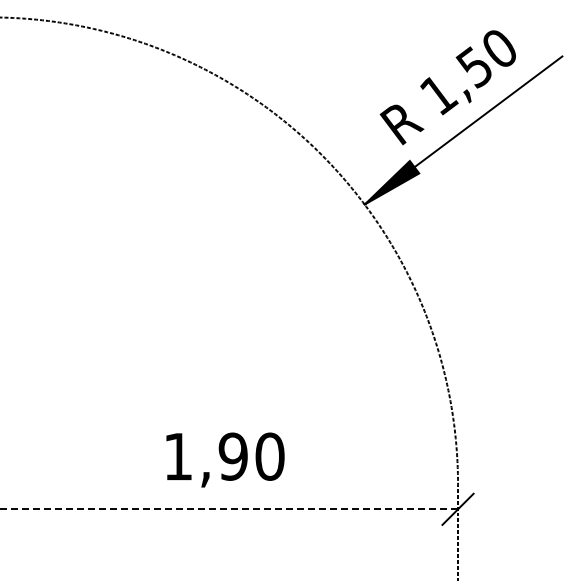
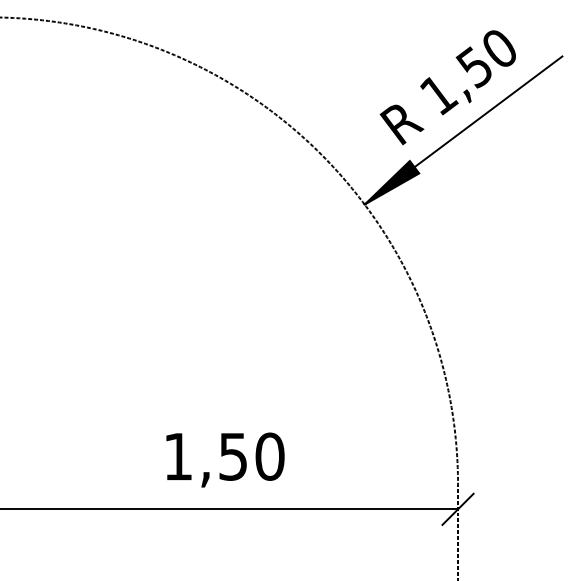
text: 1,90 -> 1,50 (232, 456)
line: dashed -> solid (229, 509)
